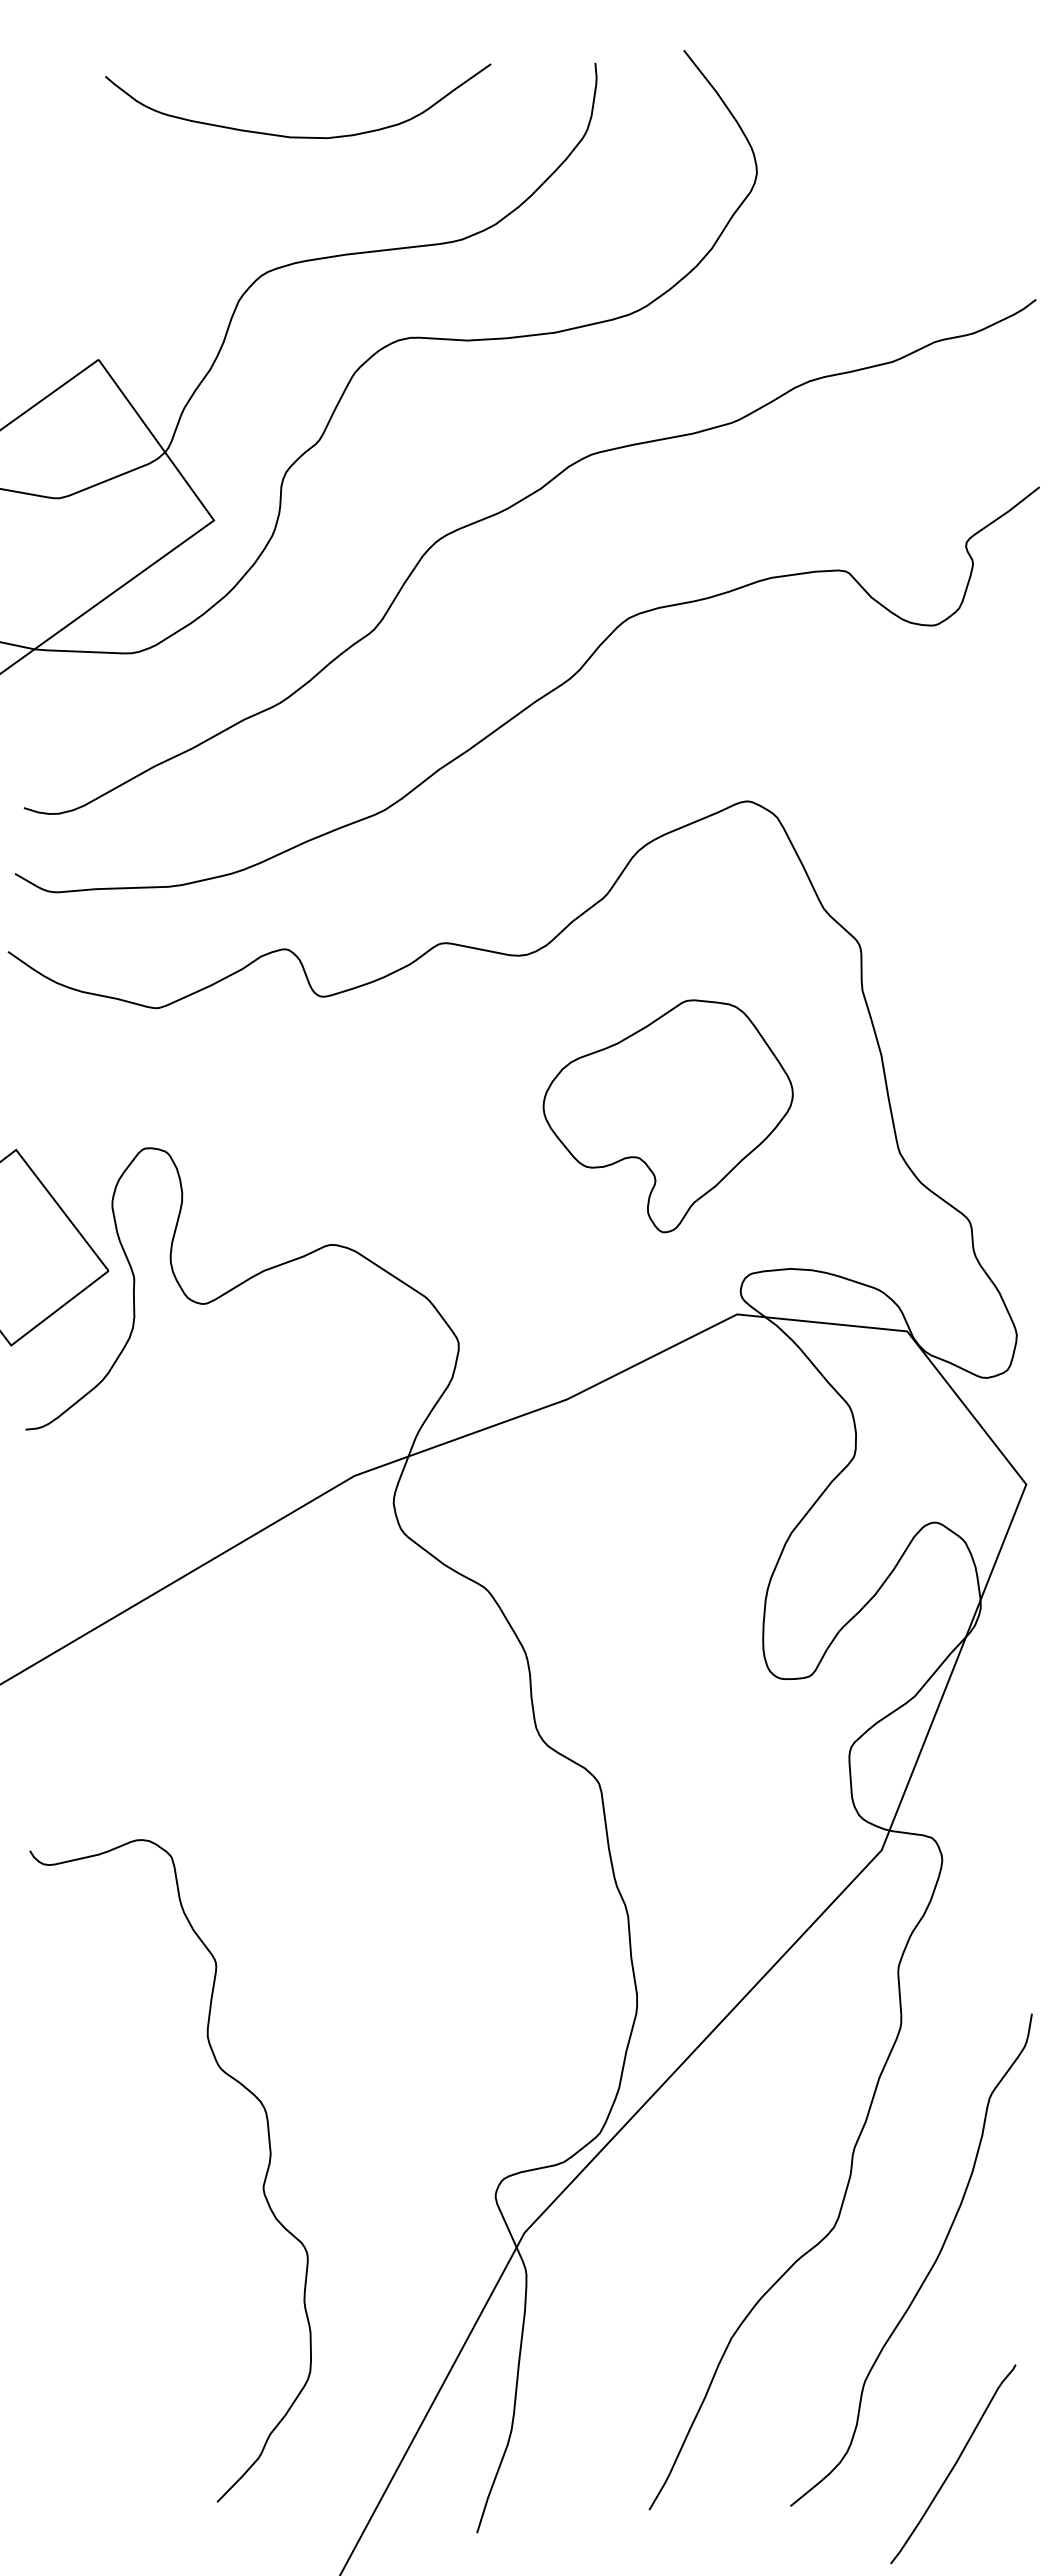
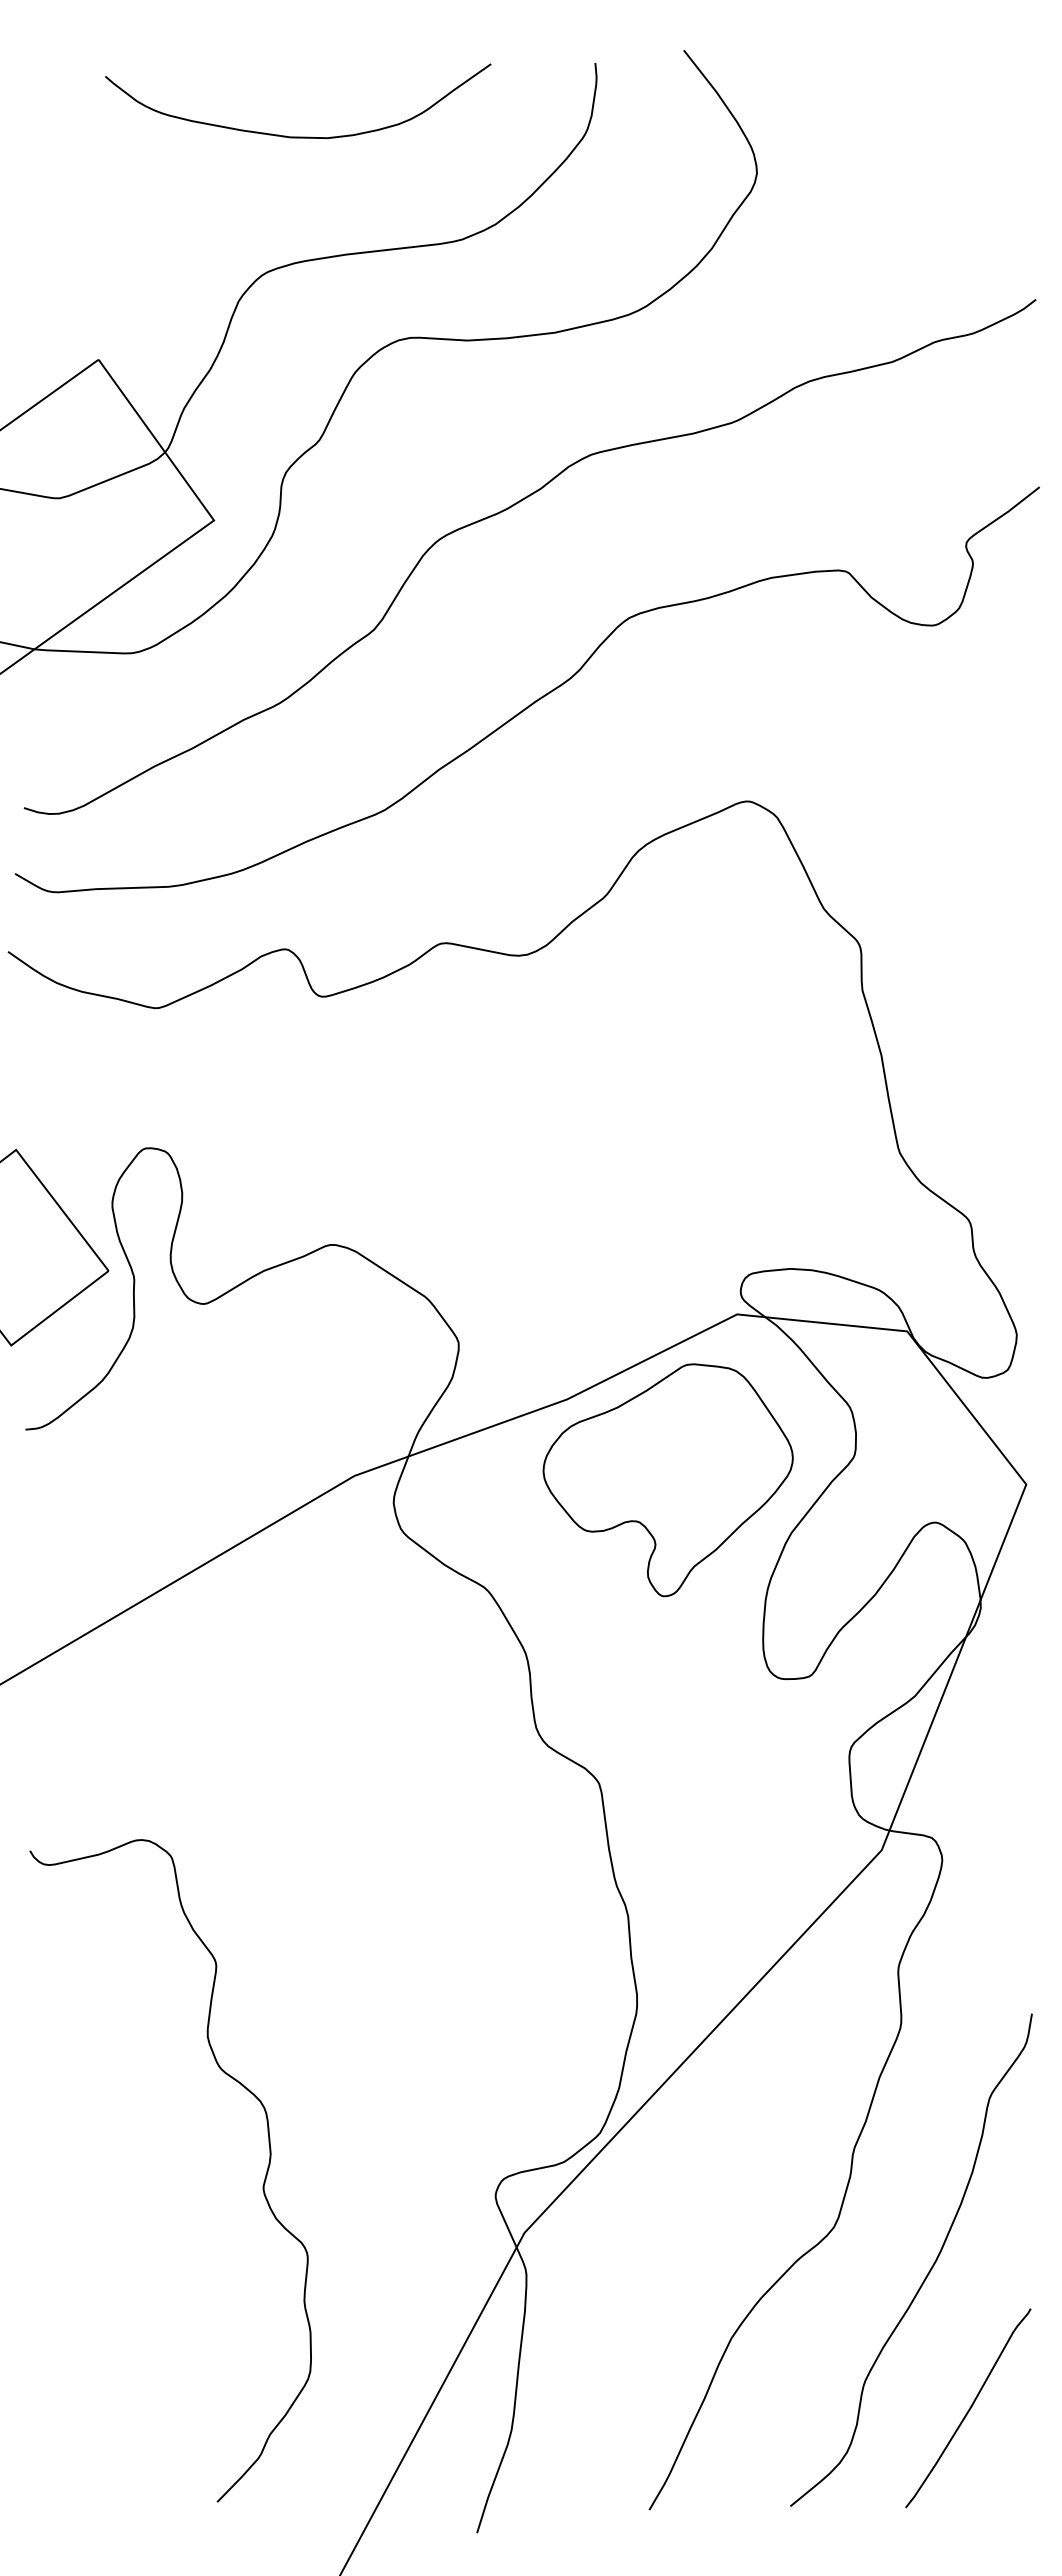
part position: (667, 1116) -> (667, 1480) (667, 1480)
curve position: (954, 2464) -> (969, 2408) (969, 2408)
